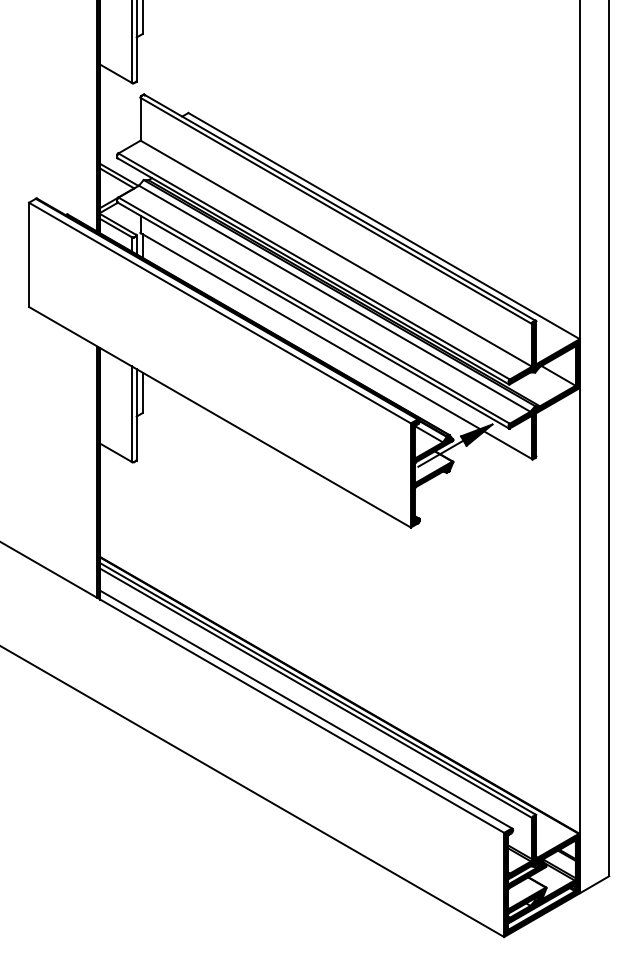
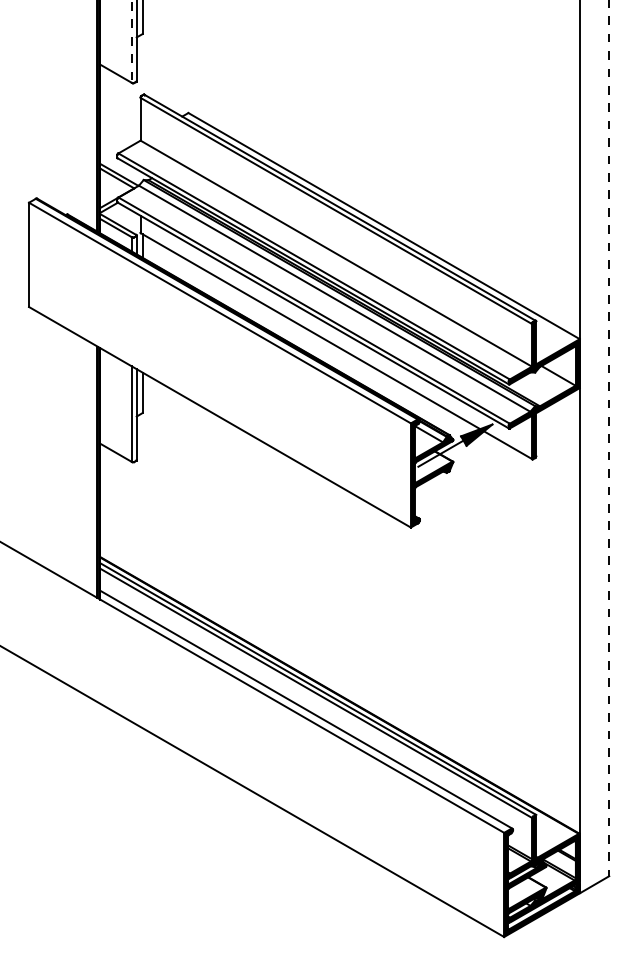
line: solid -> dashed (131, 41)
line: solid -> dashed (609, 438)
